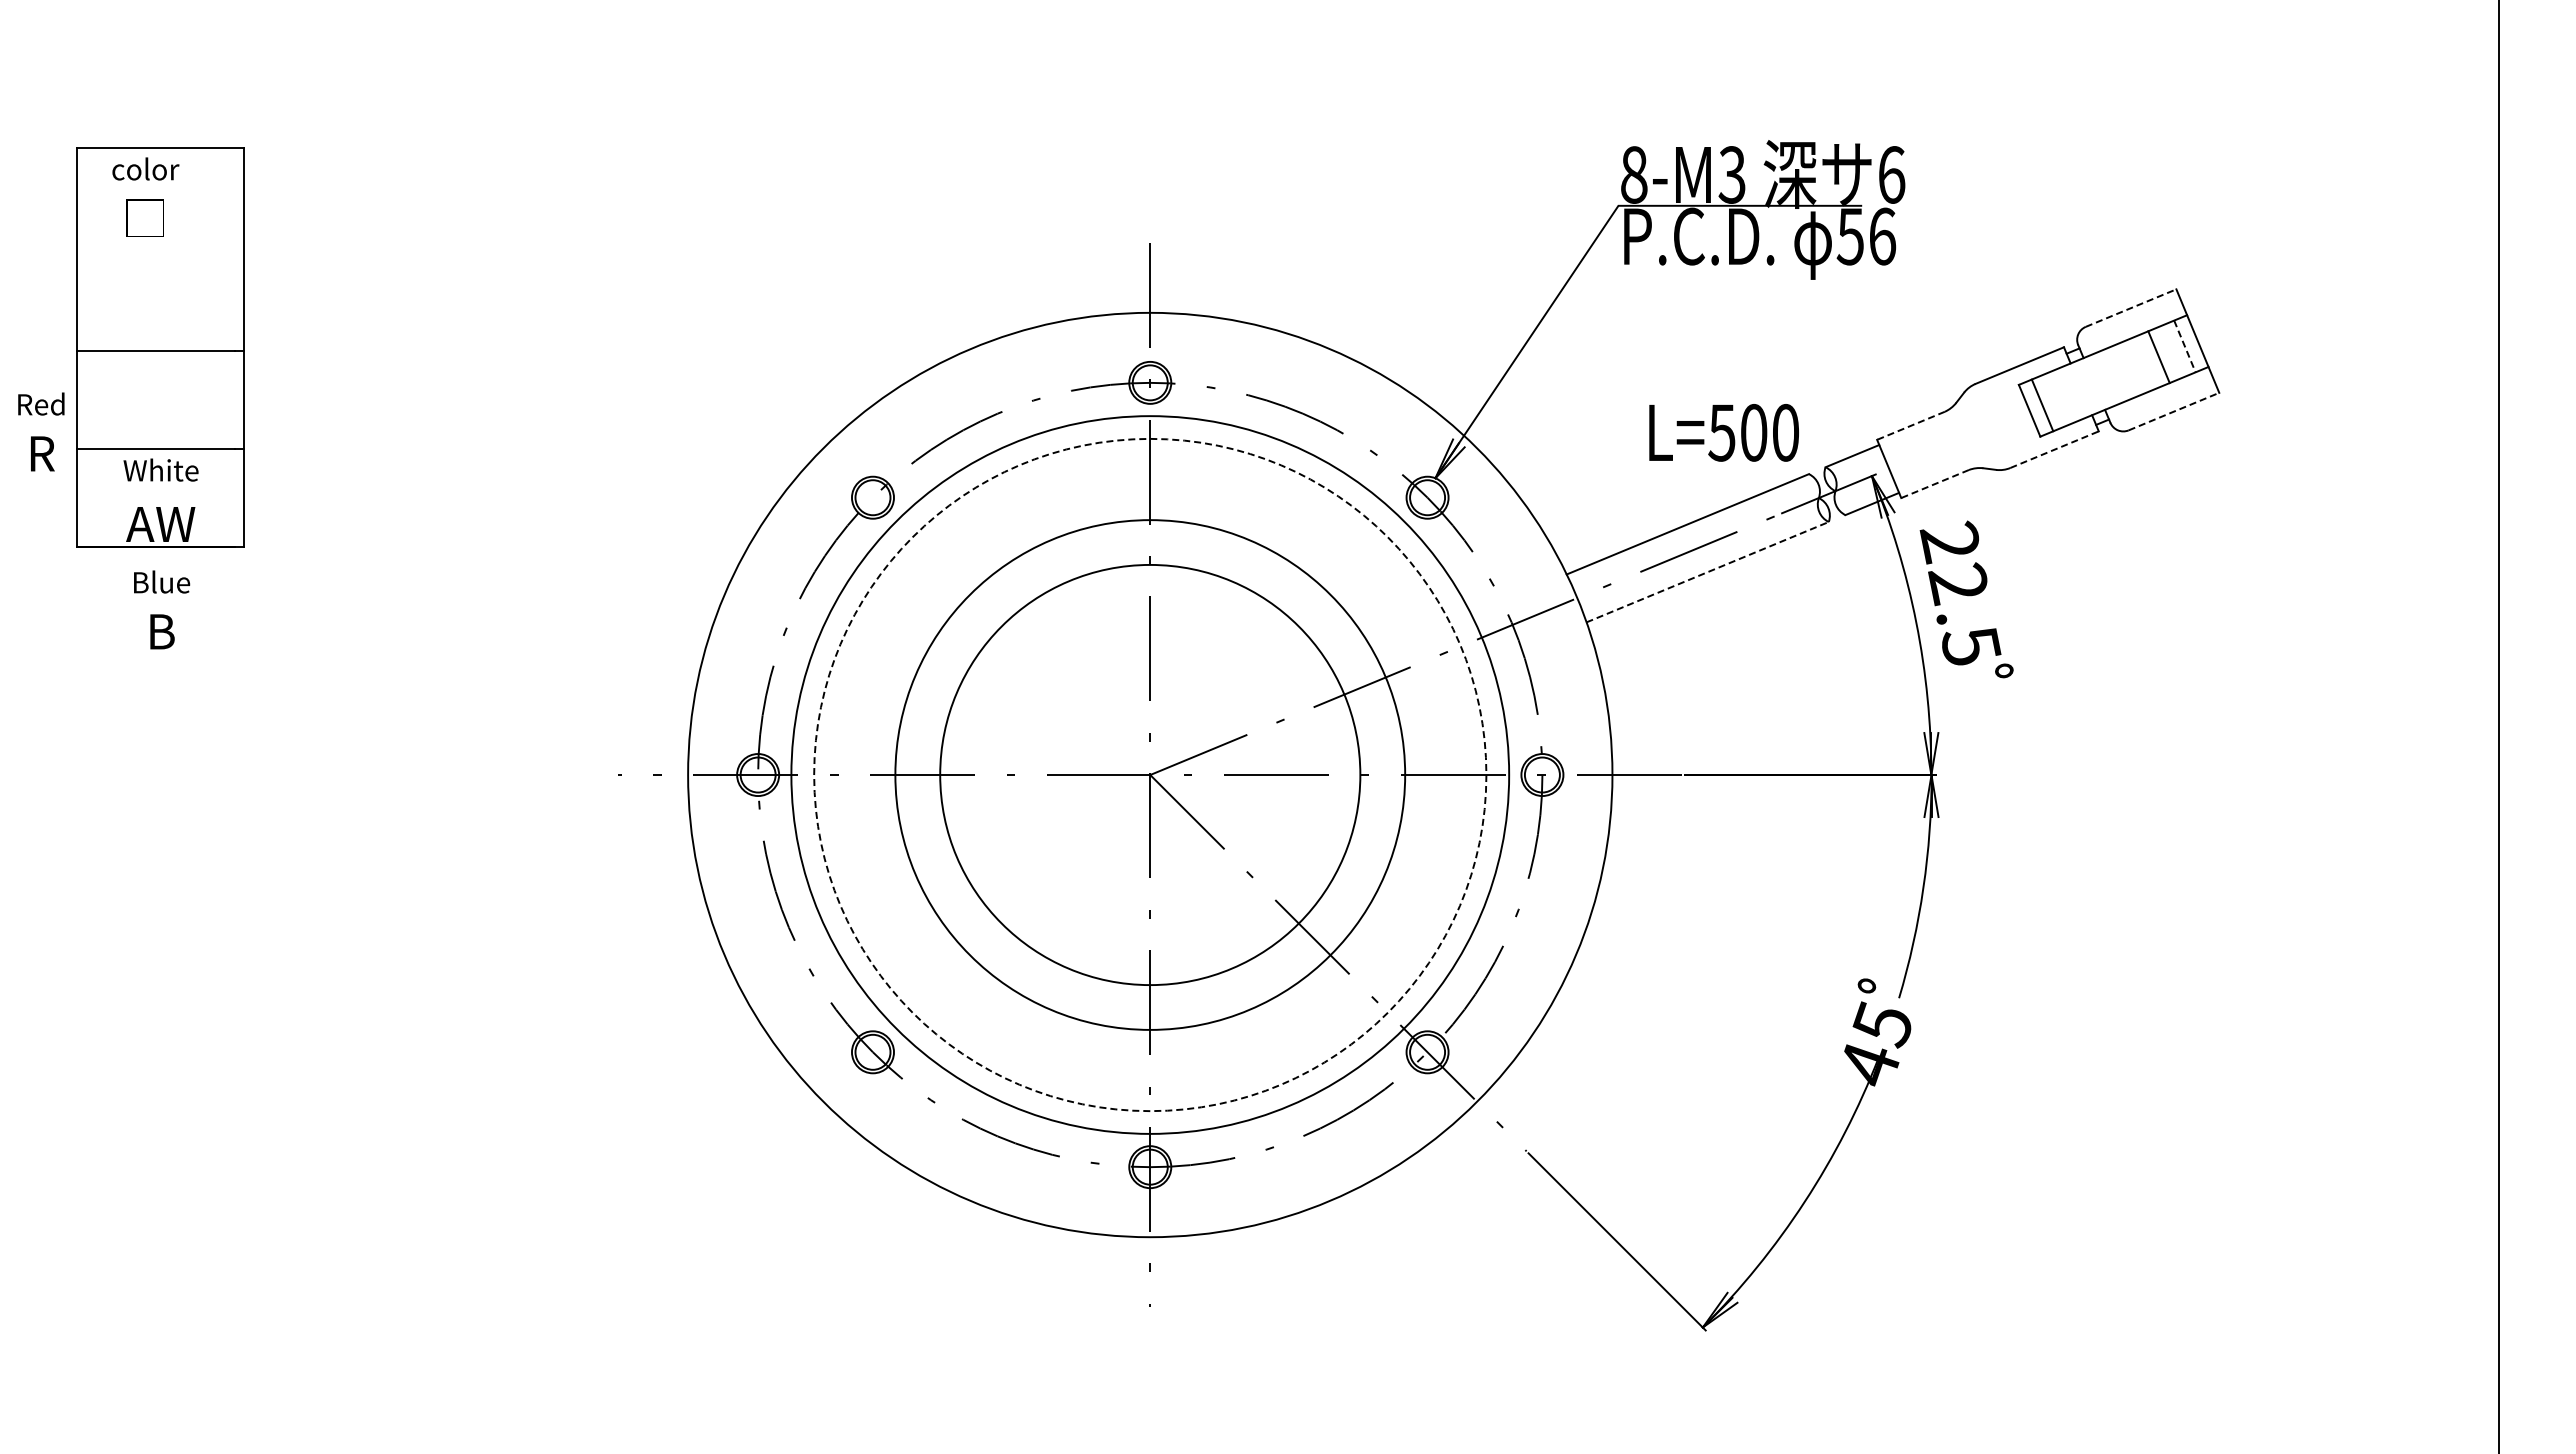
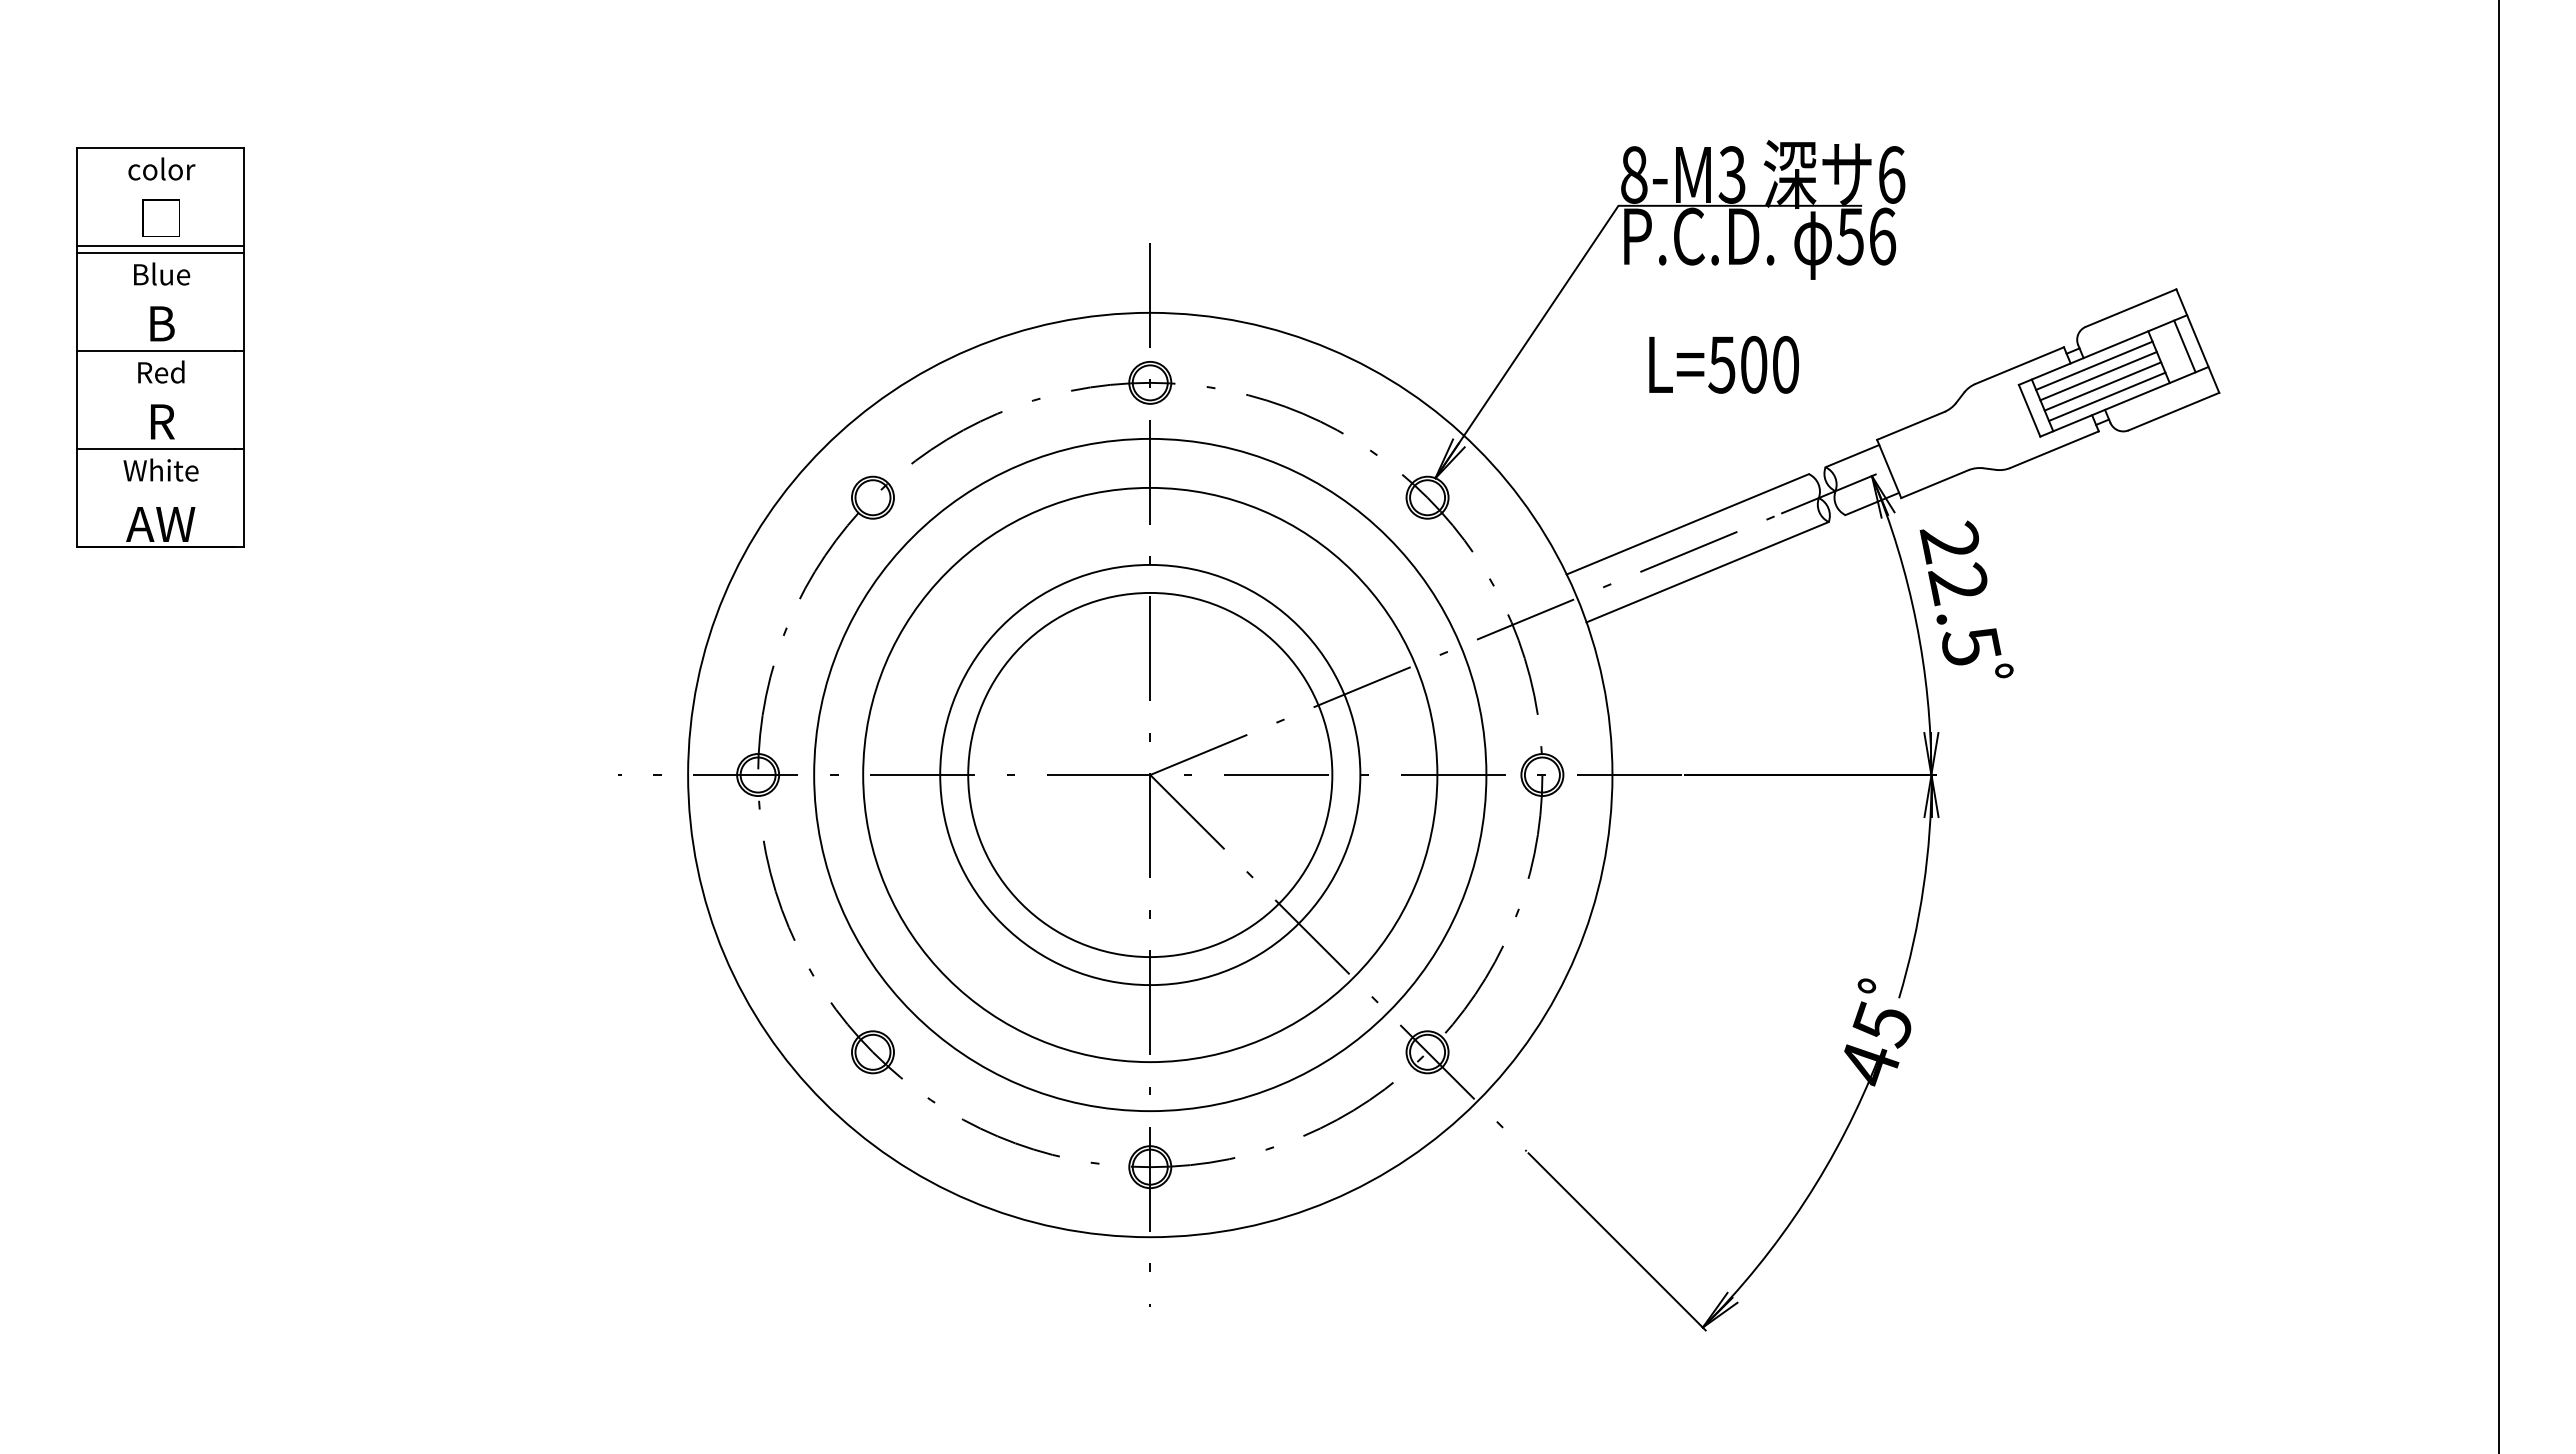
text position: (145, 196) -> (161, 196) (161, 196)
line: none -> present (160, 245)
line: none -> present (160, 252)
line: dashed -> solid (2131, 307)
line: dashed -> solid (2185, 346)
line: none -> present (2094, 365)
line: none -> present (2098, 376)
line: none -> present (2102, 386)
line: none -> present (2106, 396)
line: dashed -> solid (2174, 411)
line: dashed -> solid (1910, 425)
text position: (41, 431) -> (161, 399) (161, 399)
text position: (1723, 432) -> (1723, 364) (1723, 364)
line: dashed -> solid (2054, 449)
line: dashed -> solid (1935, 484)
line: dashed -> solid (1708, 572)
text position: (162, 609) -> (162, 301) (162, 301)
circle diameter: 510 px -> 364 px (1150, 774)
circle diameter: 718 px -> 574 px (1150, 774)
circle: dashed -> solid (1150, 774)
